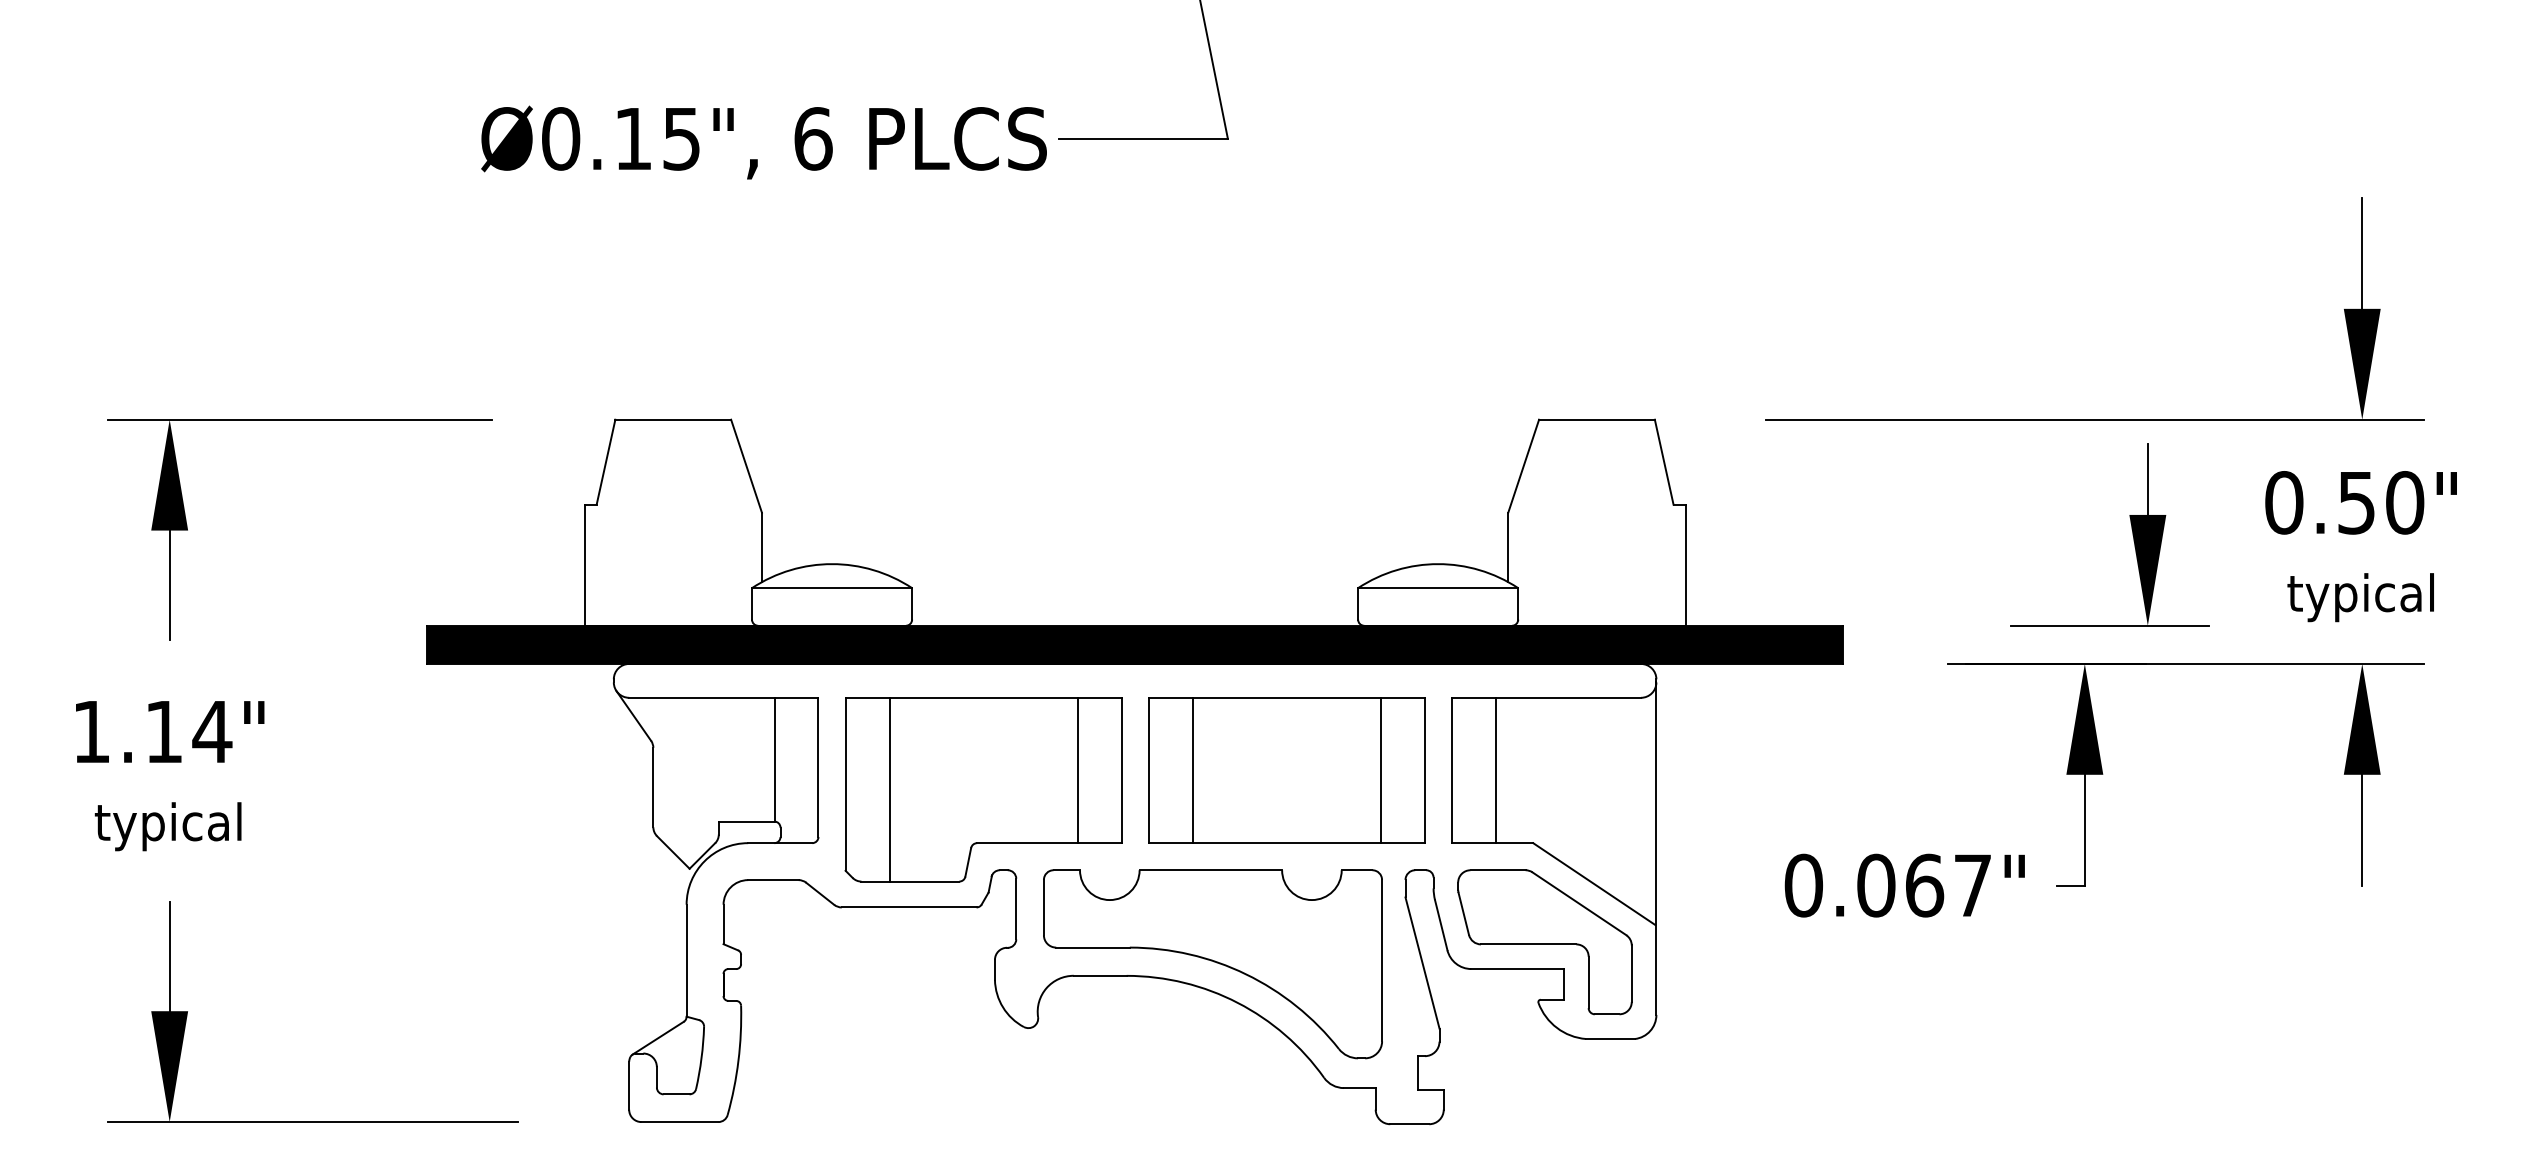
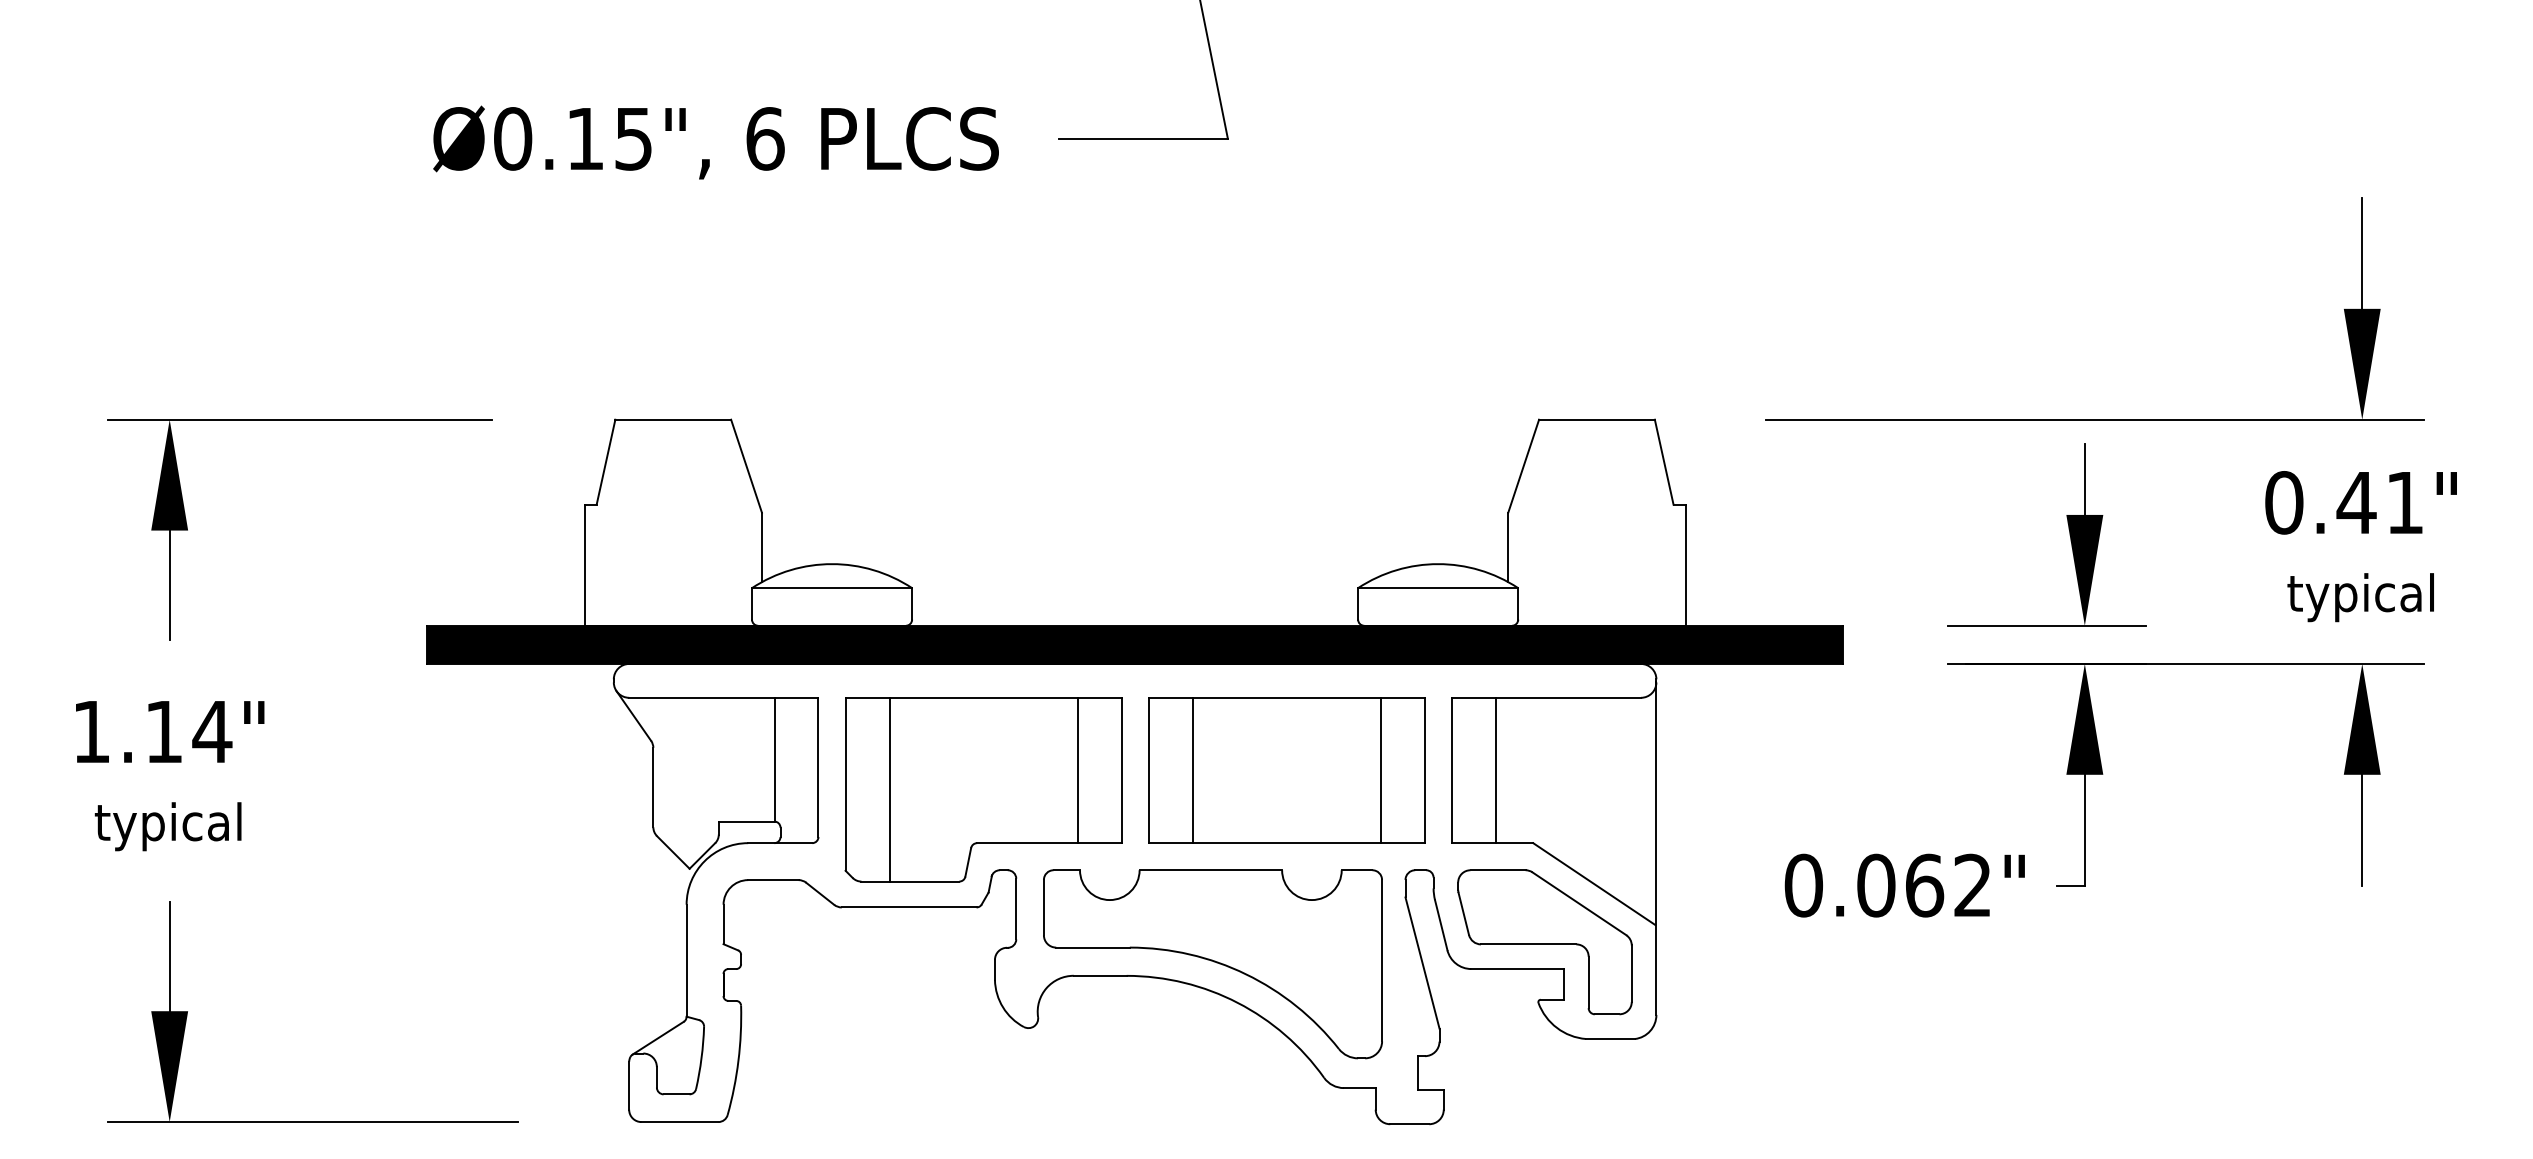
text position: (763, 142) -> (715, 142) (715, 142)
text: 0.50" -> 0.41" (2380, 502)
part position: (2131, 529) -> (2068, 529) (2068, 529)
text: 0.067" -> 0.062" (1972, 884)
